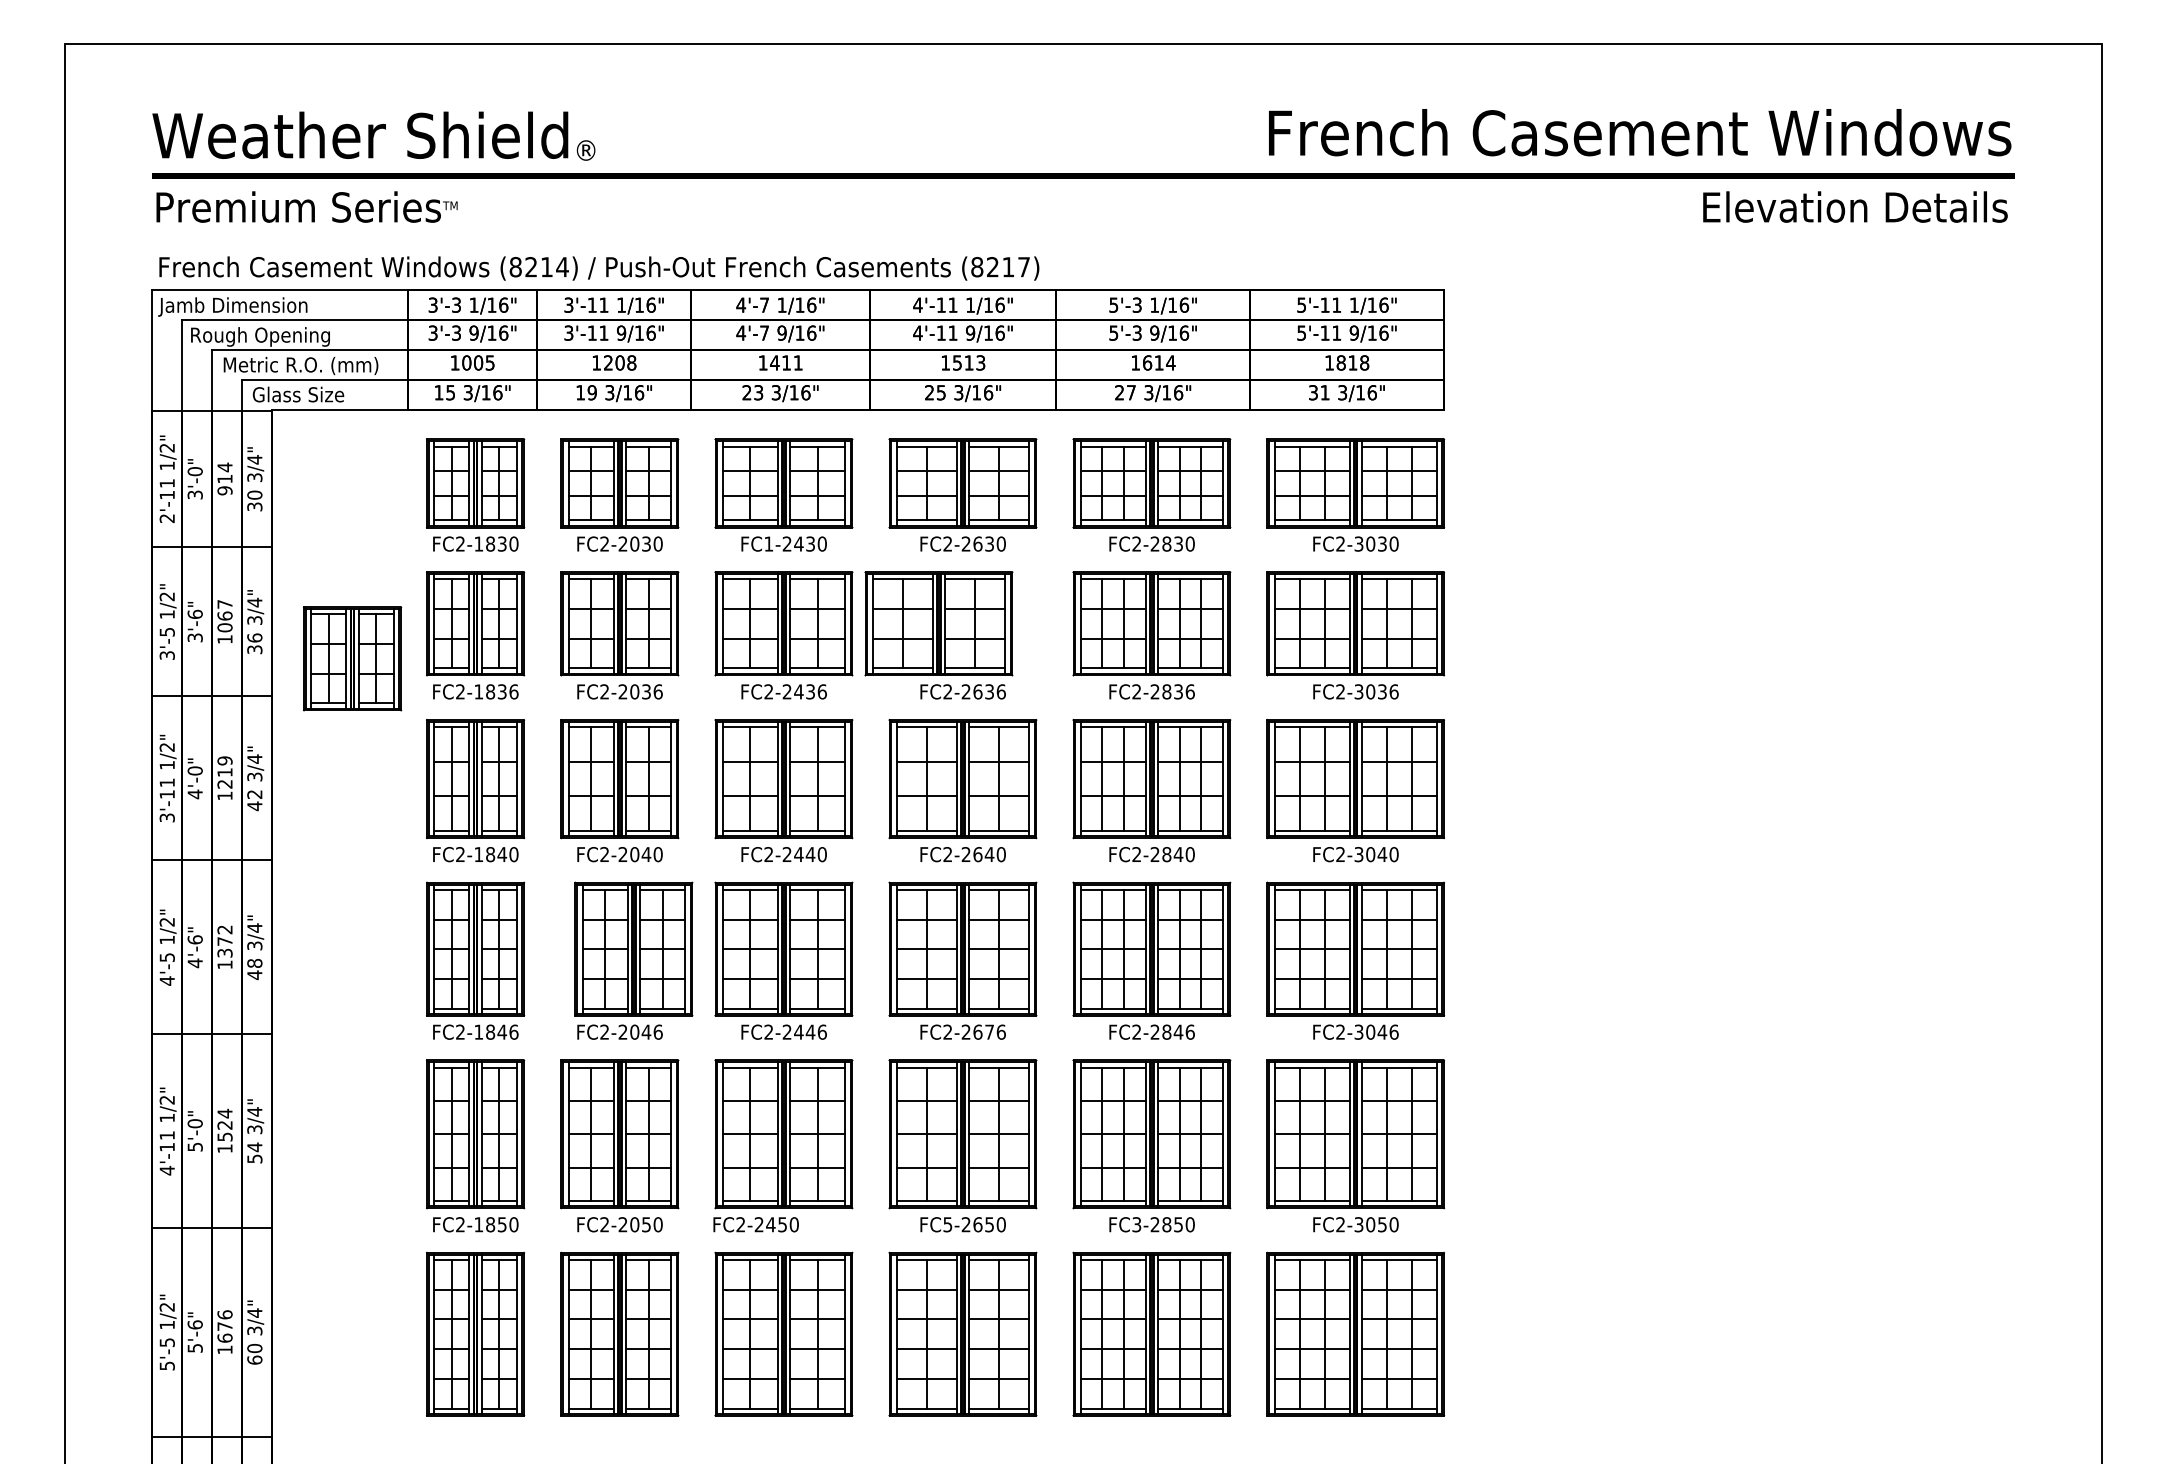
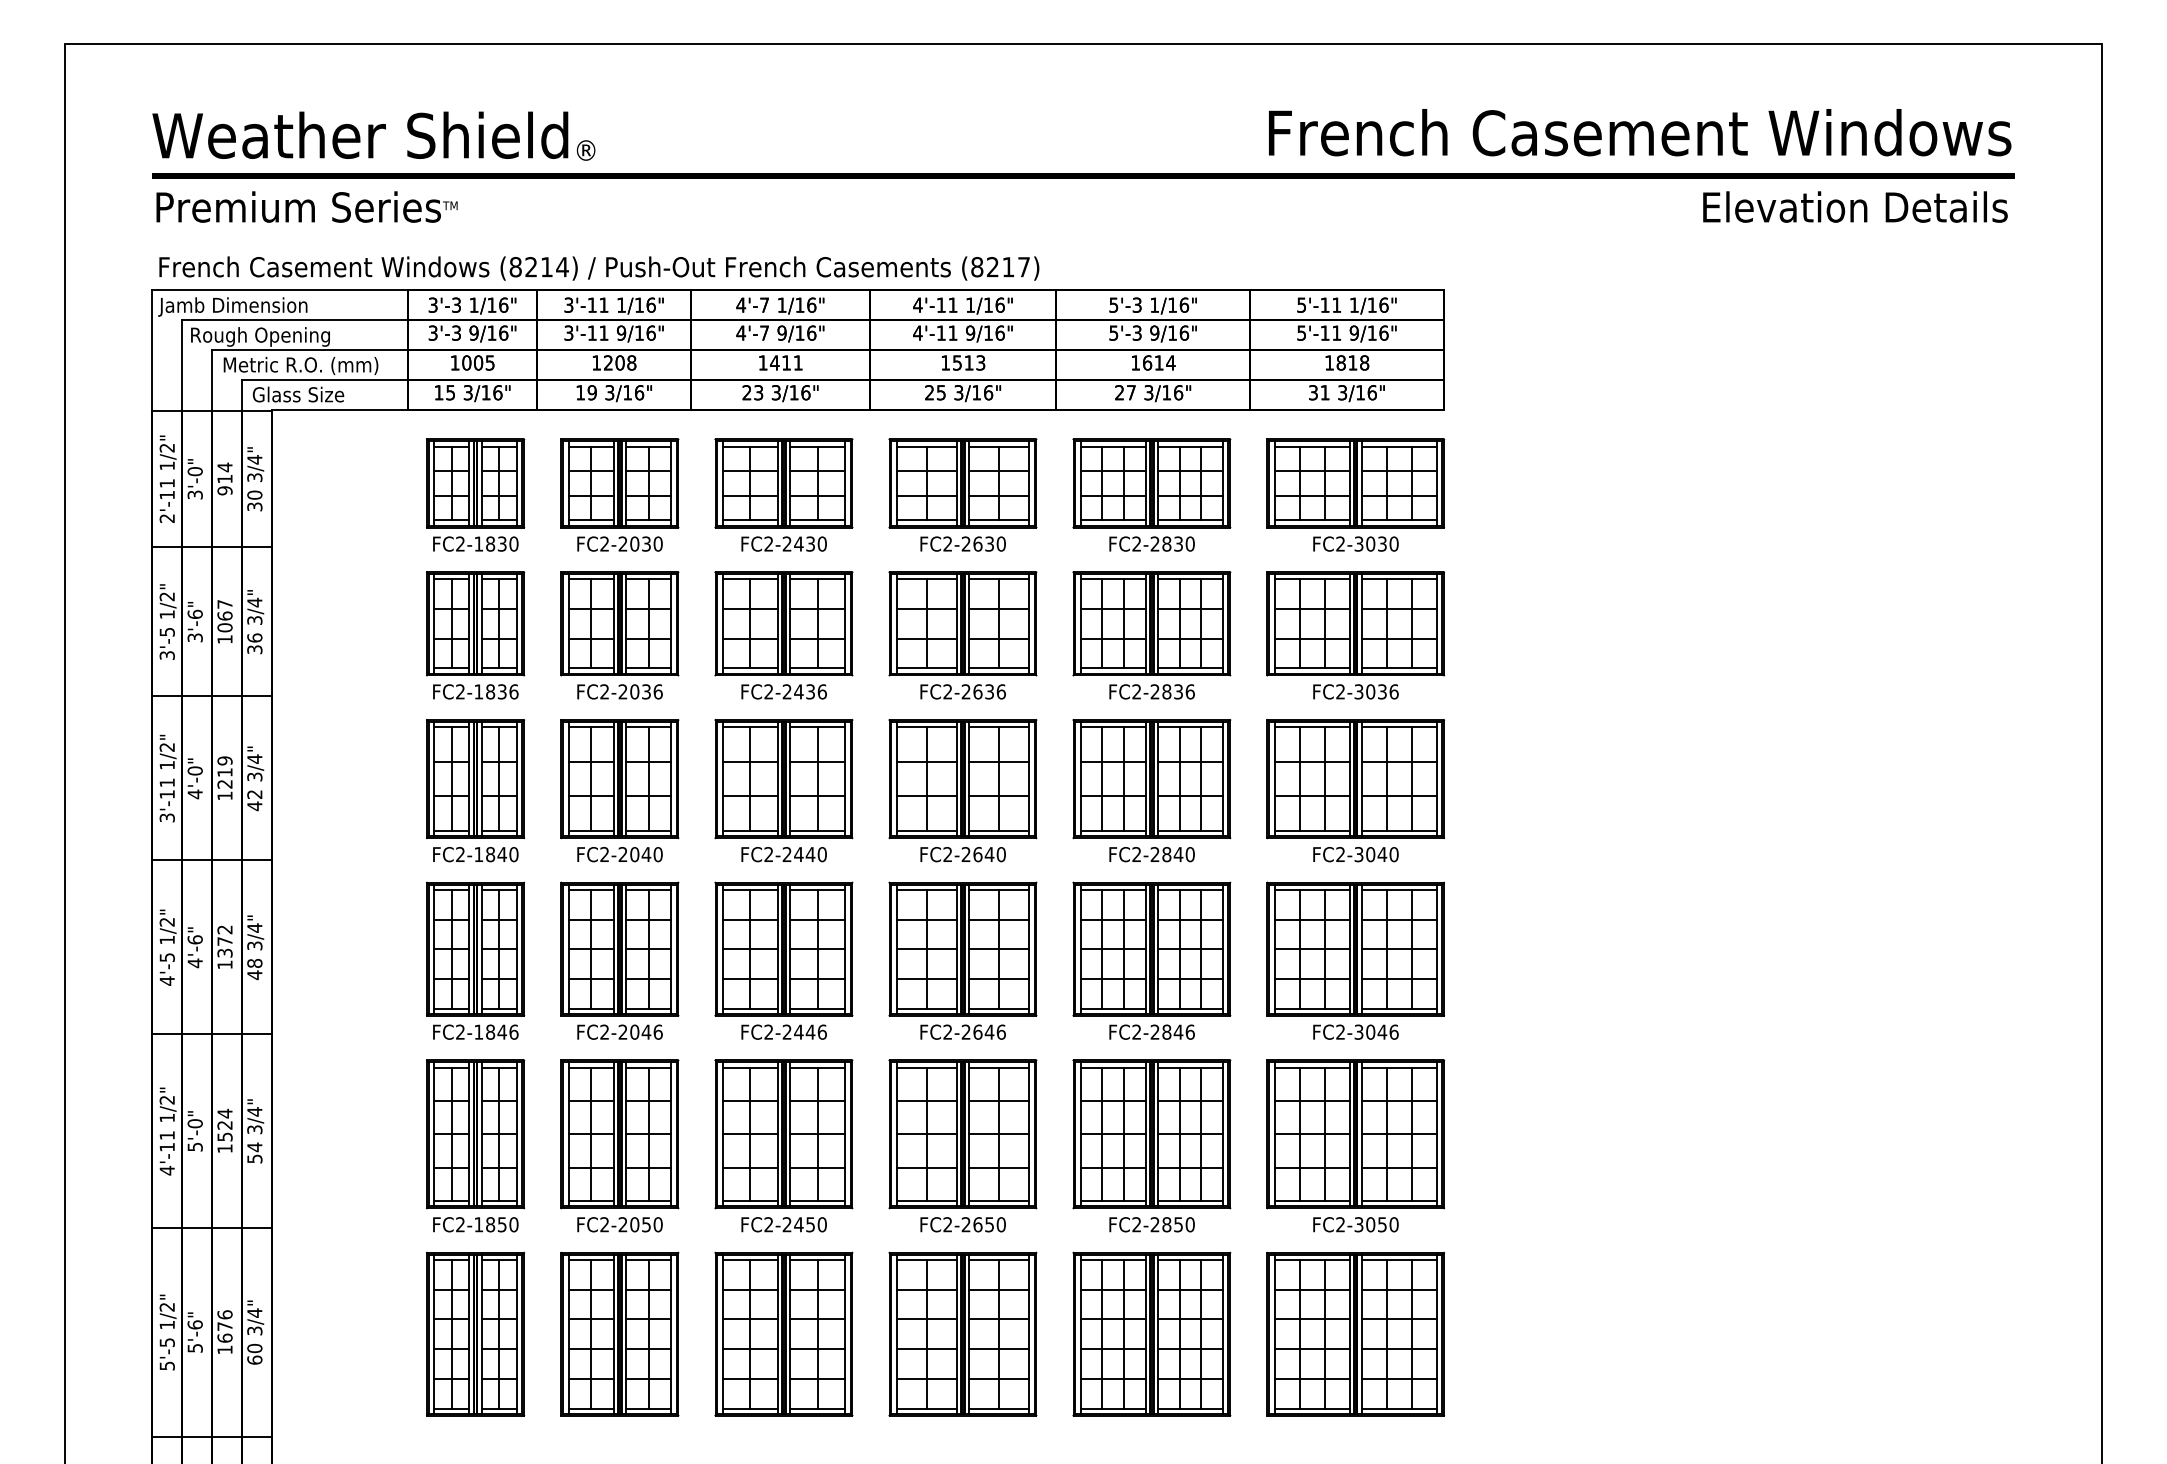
text: FC1-2430 -> FC2-2430 (768, 543)
part position: (938, 623) -> (962, 623) (962, 623)
part: present -> none (352, 658)
part position: (633, 948) -> (619, 948) (619, 948)
text: FC2-2676 -> FC2-2646 (989, 1031)
text position: (755, 1224) -> (783, 1224) (783, 1224)
text: FC5-2650 -> FC2-2650 (947, 1224)
text: FC3-2850 -> FC2-2850 (1136, 1224)
